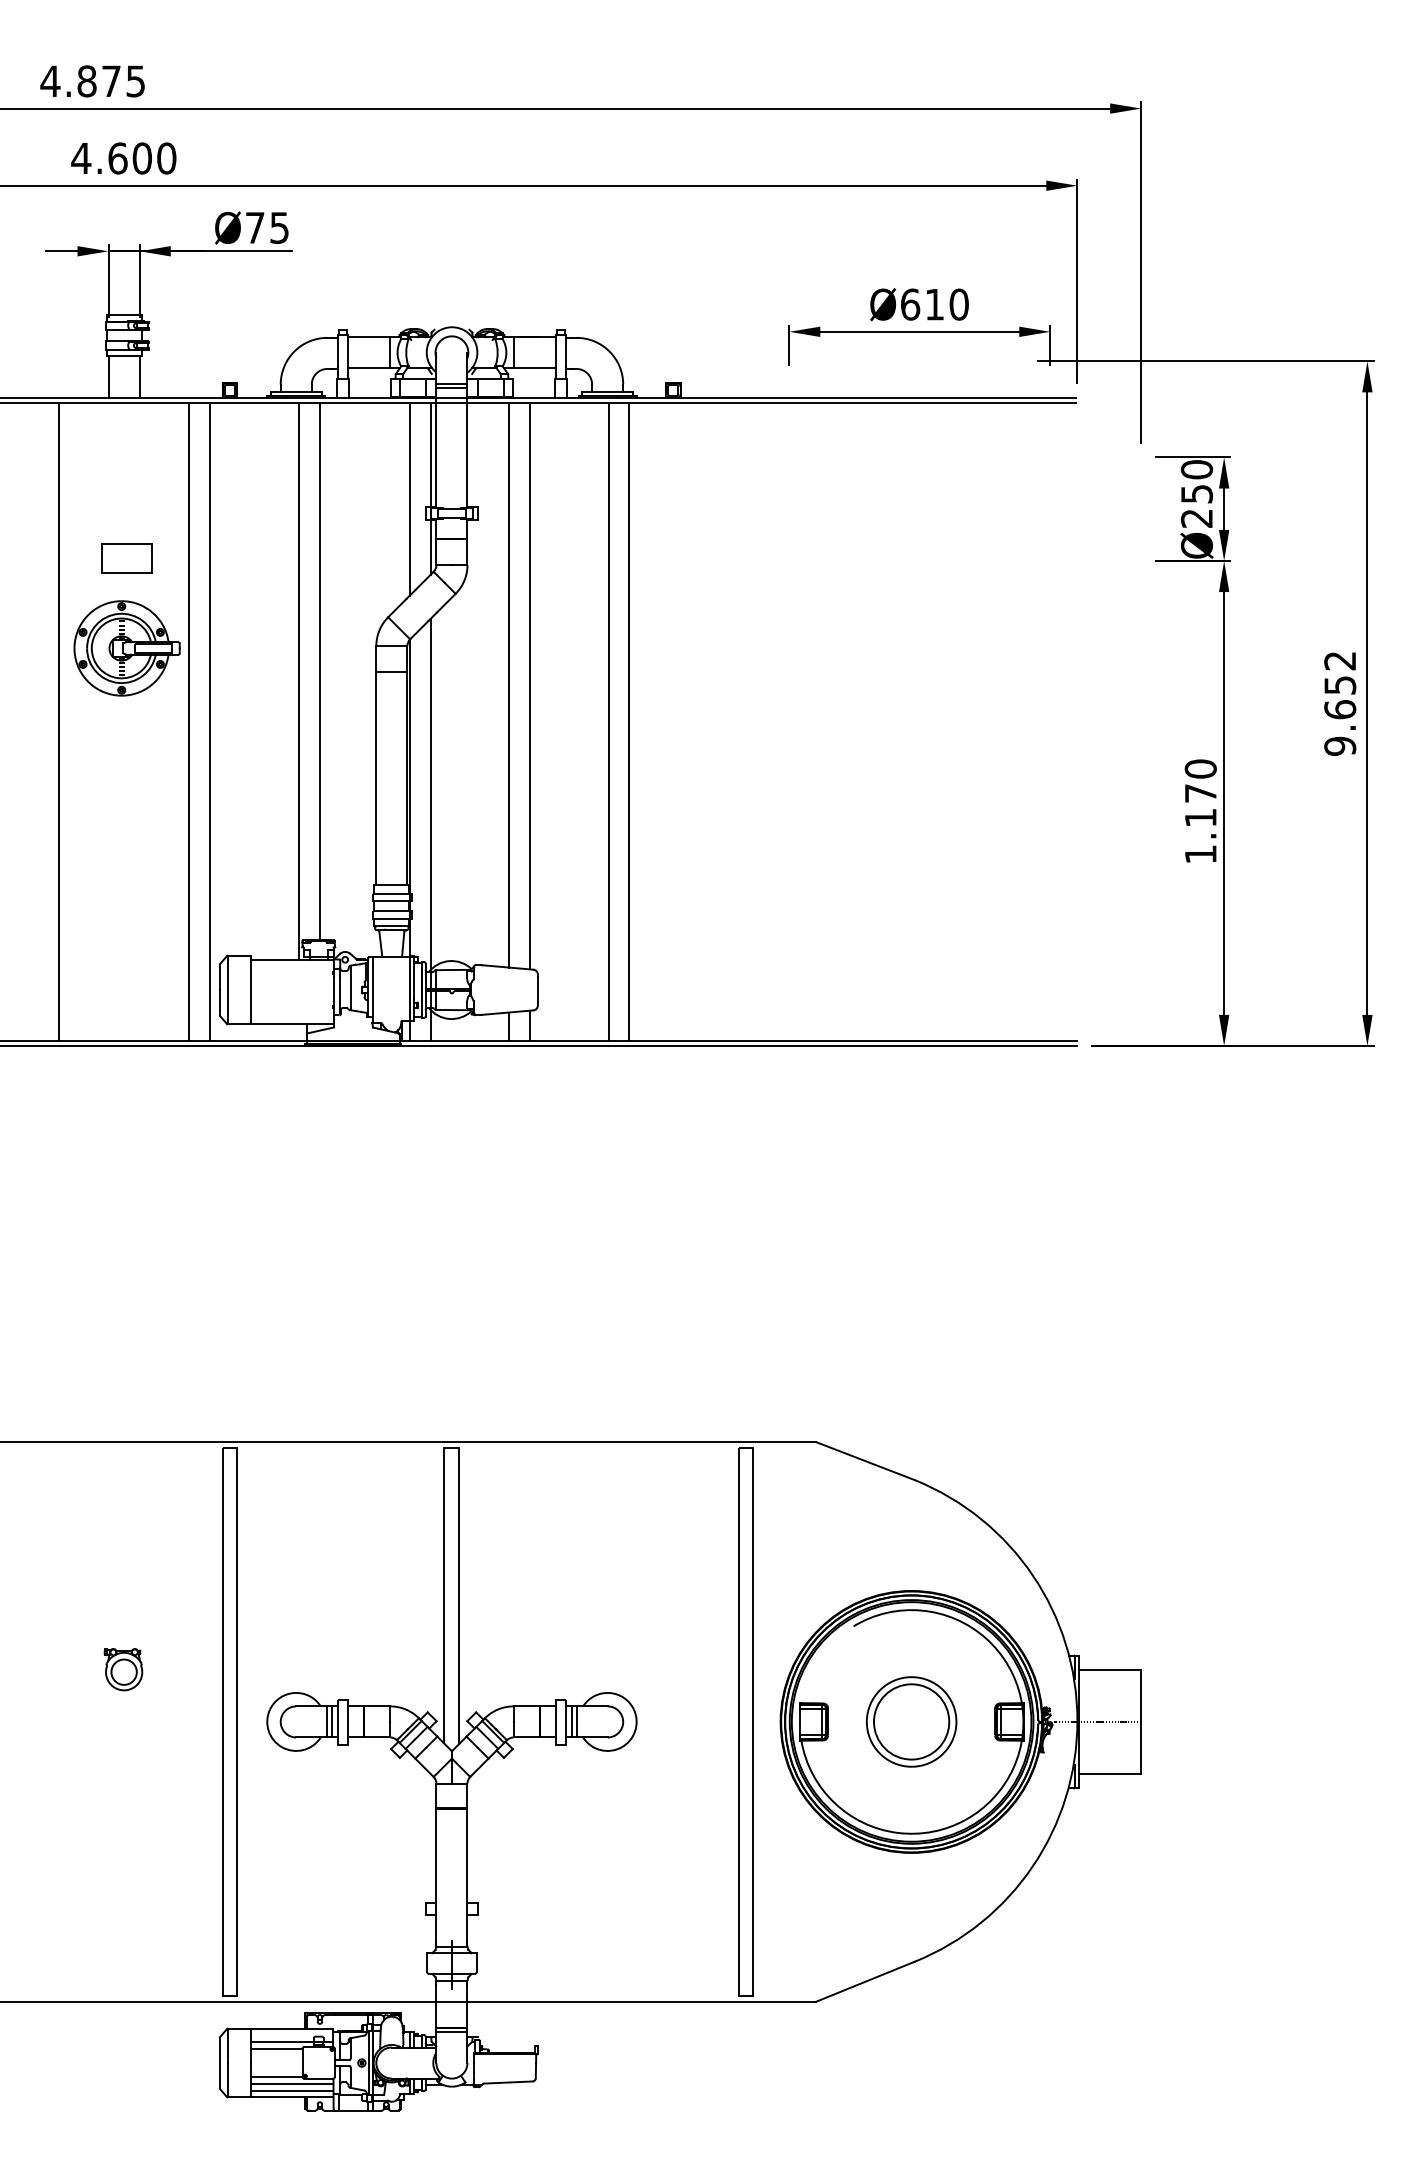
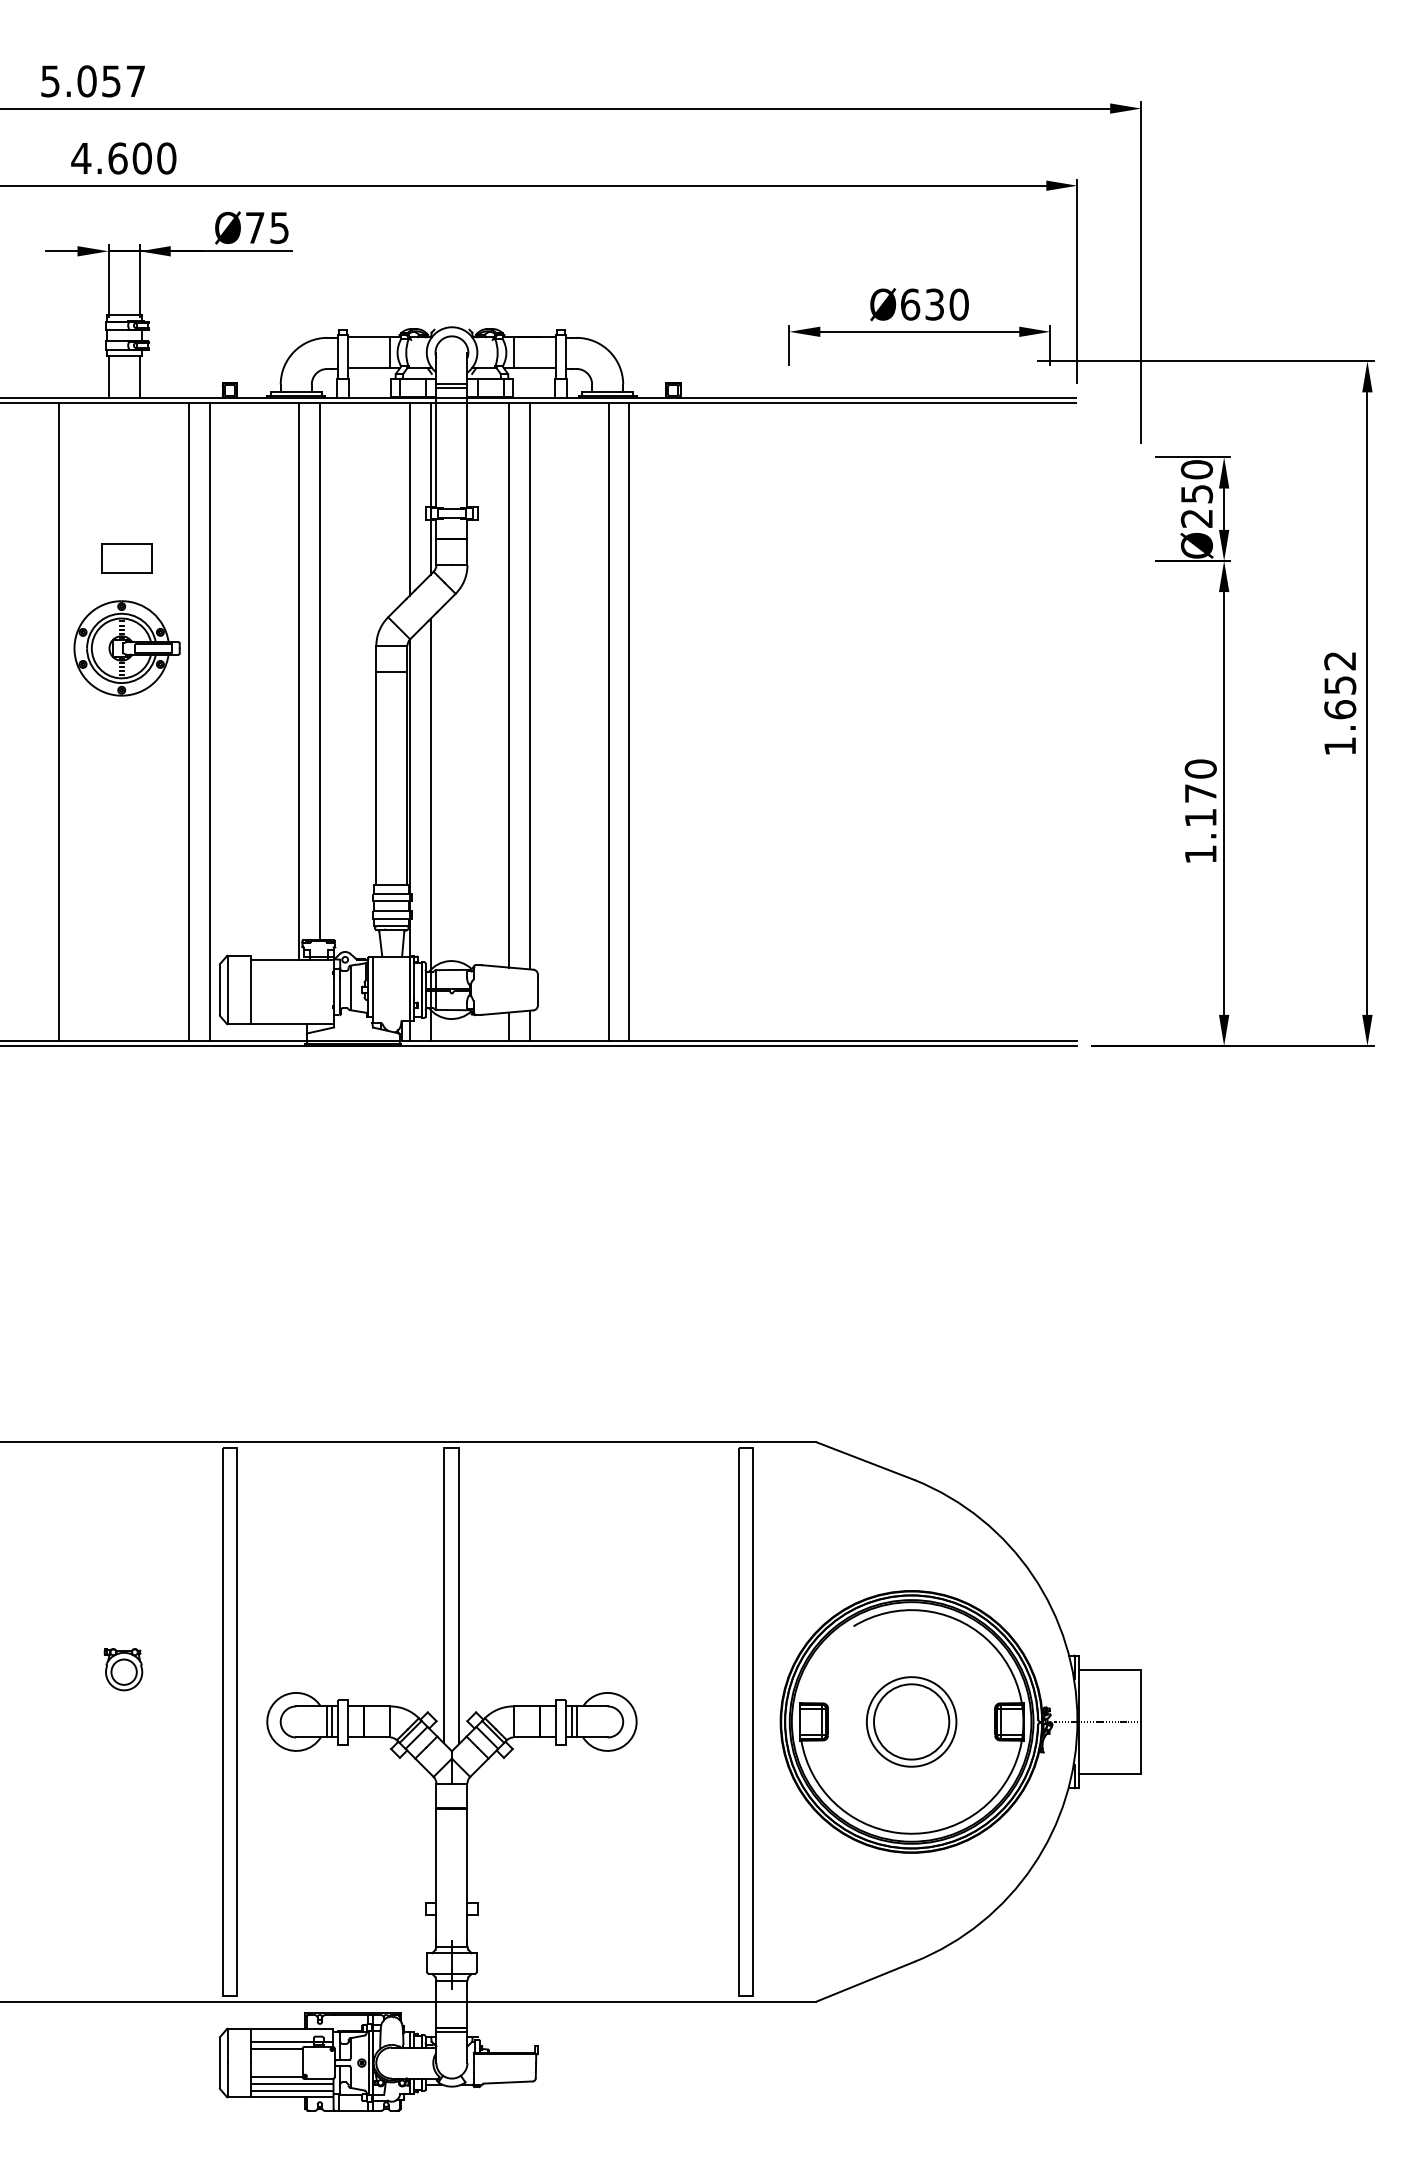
text: 4.875 -> 5.057 (92, 81)
text: Ø610 -> Ø630 (934, 304)
text: 9.652 -> 1.652 (1340, 746)
